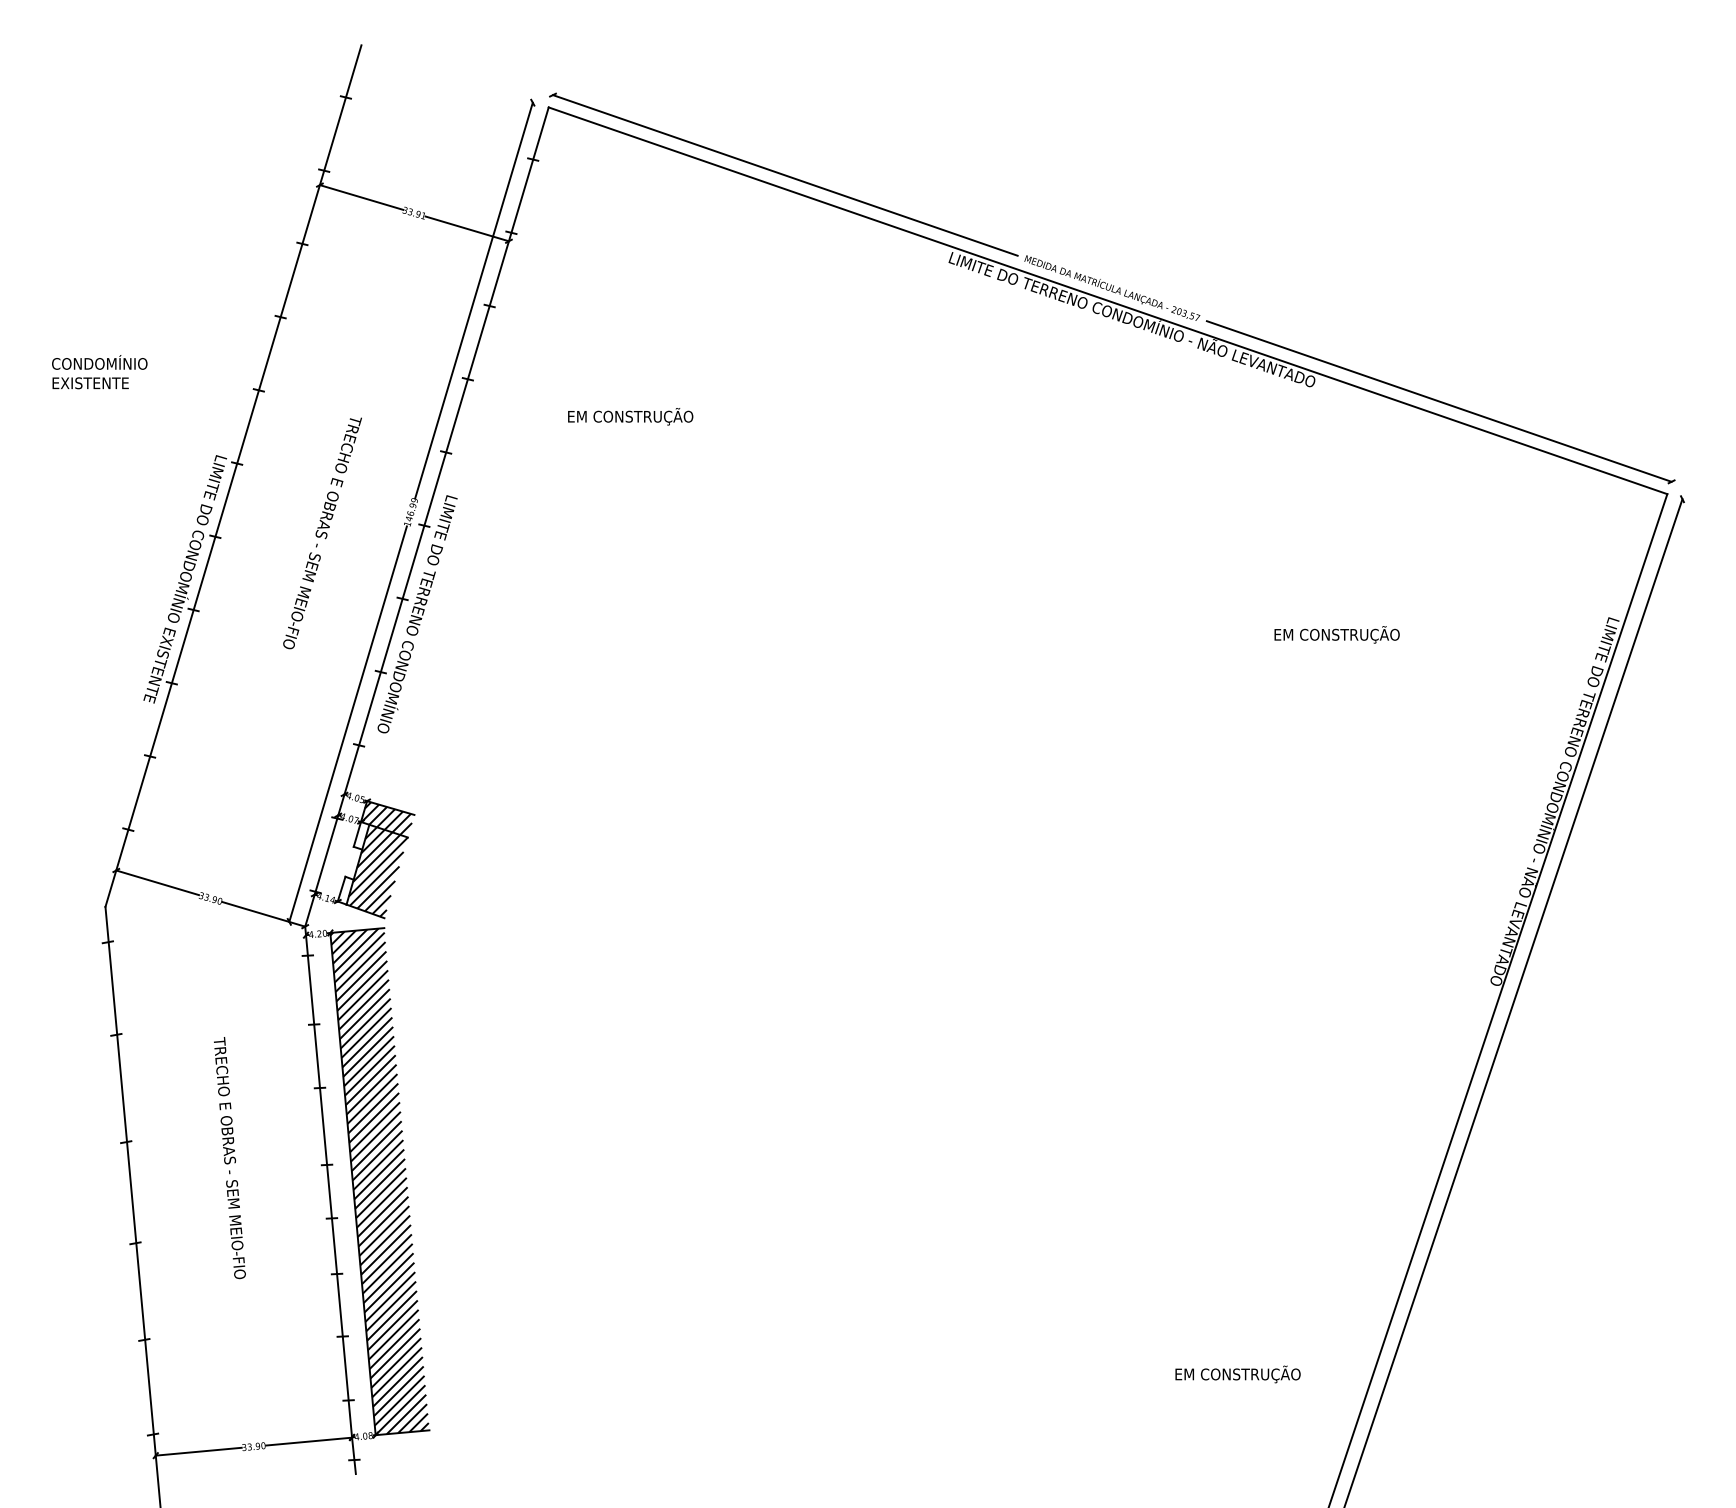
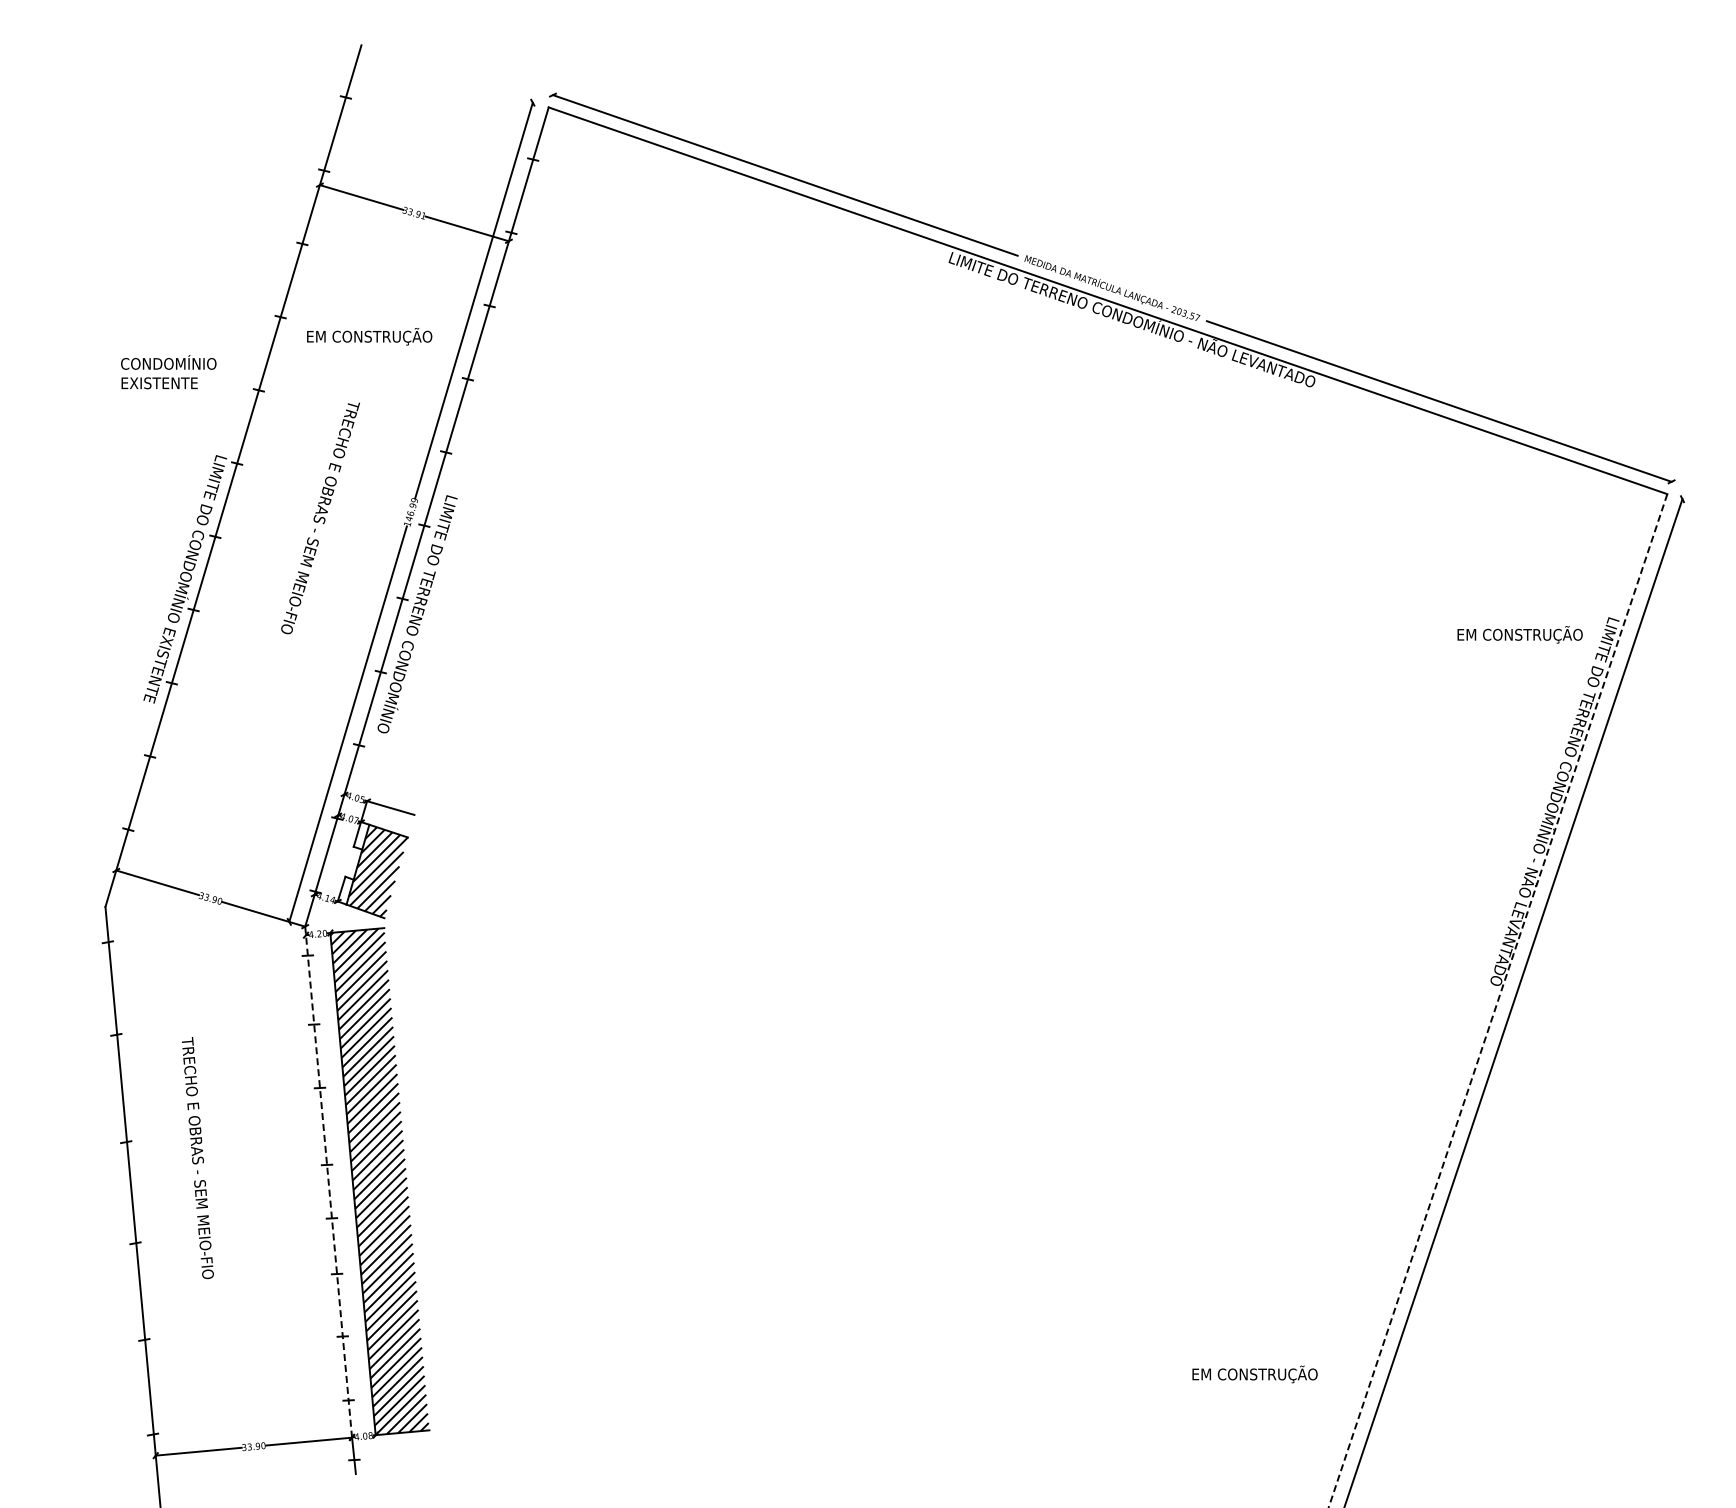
text position: (99, 372) -> (168, 372) (168, 372)
text position: (630, 416) -> (369, 336) (369, 336)
text position: (322, 533) -> (320, 518) (320, 518)
text position: (1336, 634) -> (1519, 634) (1519, 634)
hatch: present -> none (386, 818)
line: solid -> dashed (1498, 1000)
text position: (229, 1158) -> (197, 1158) (197, 1158)
line: solid -> dashed (328, 1182)
text position: (1237, 1374) -> (1254, 1374) (1254, 1374)
